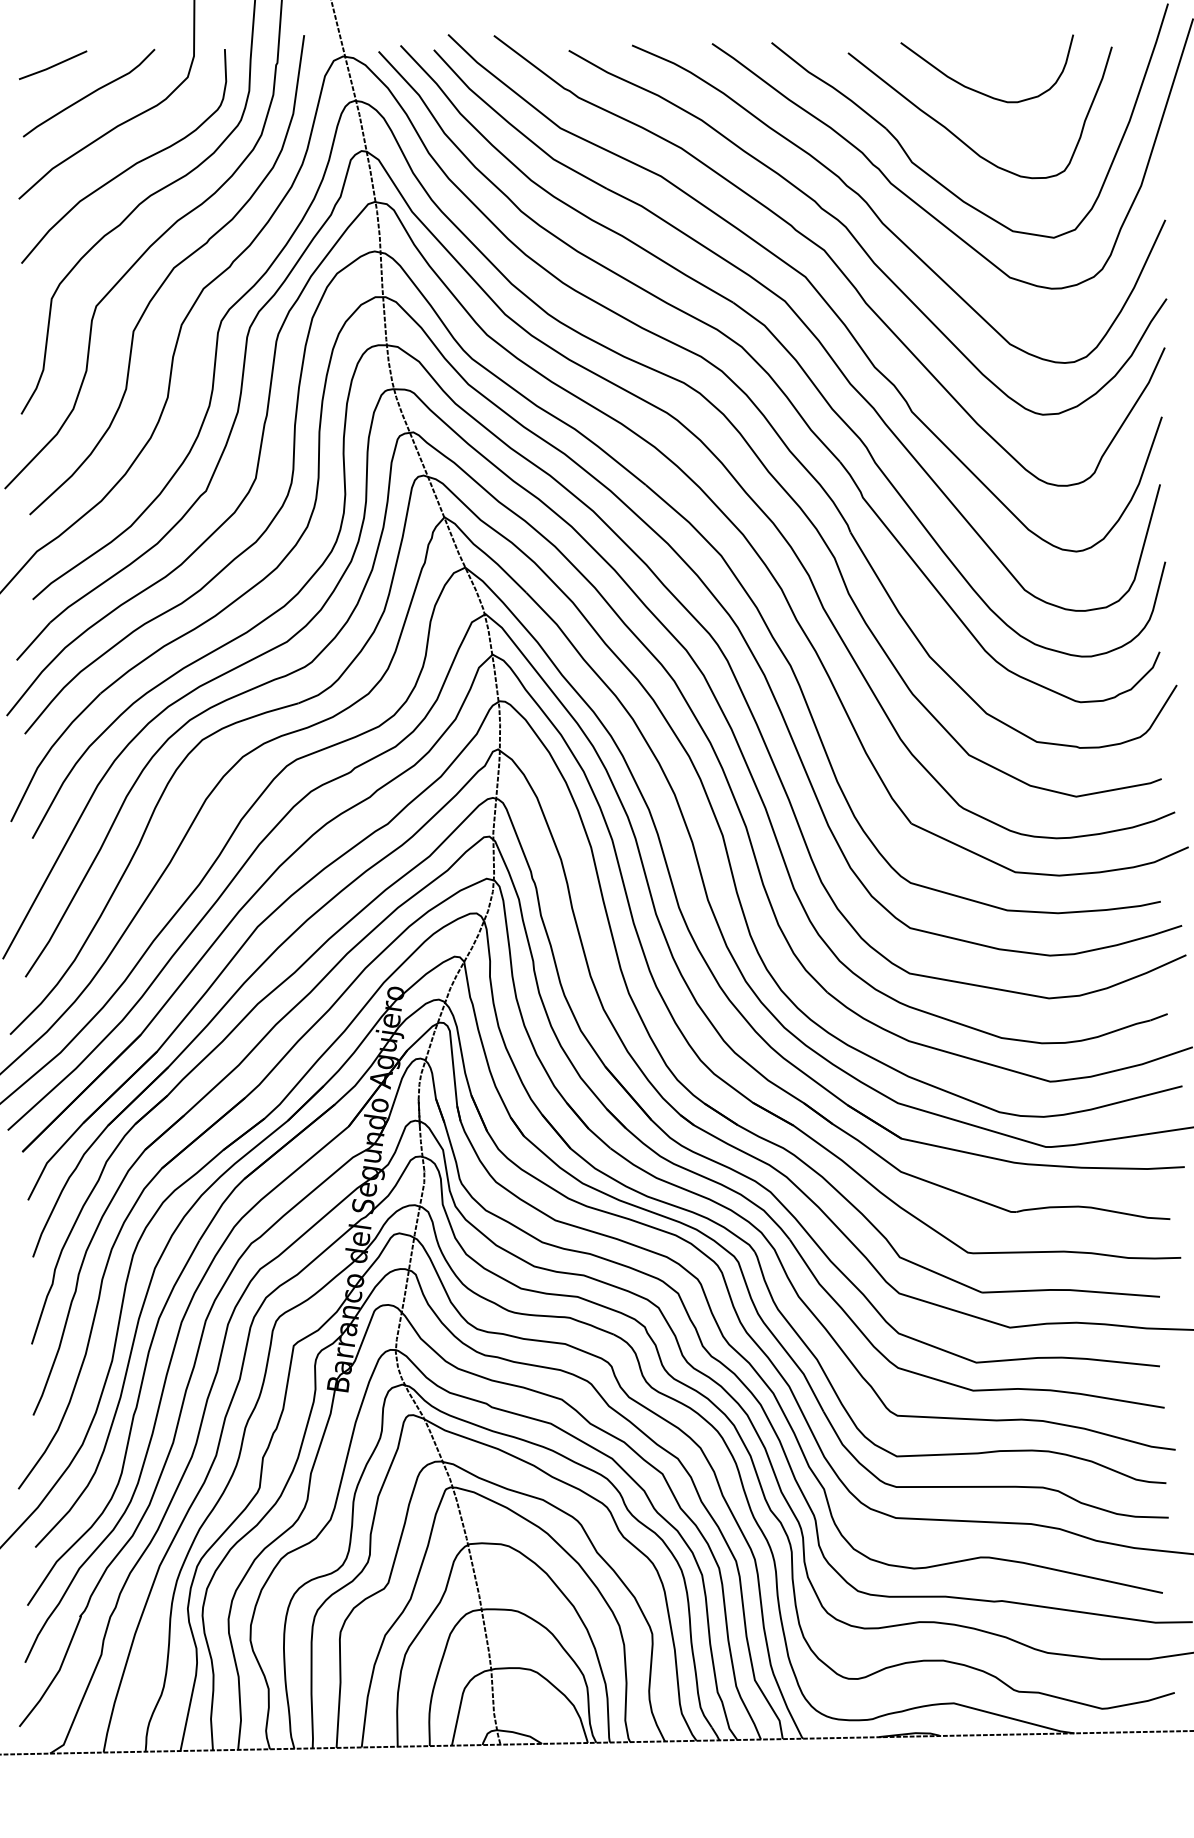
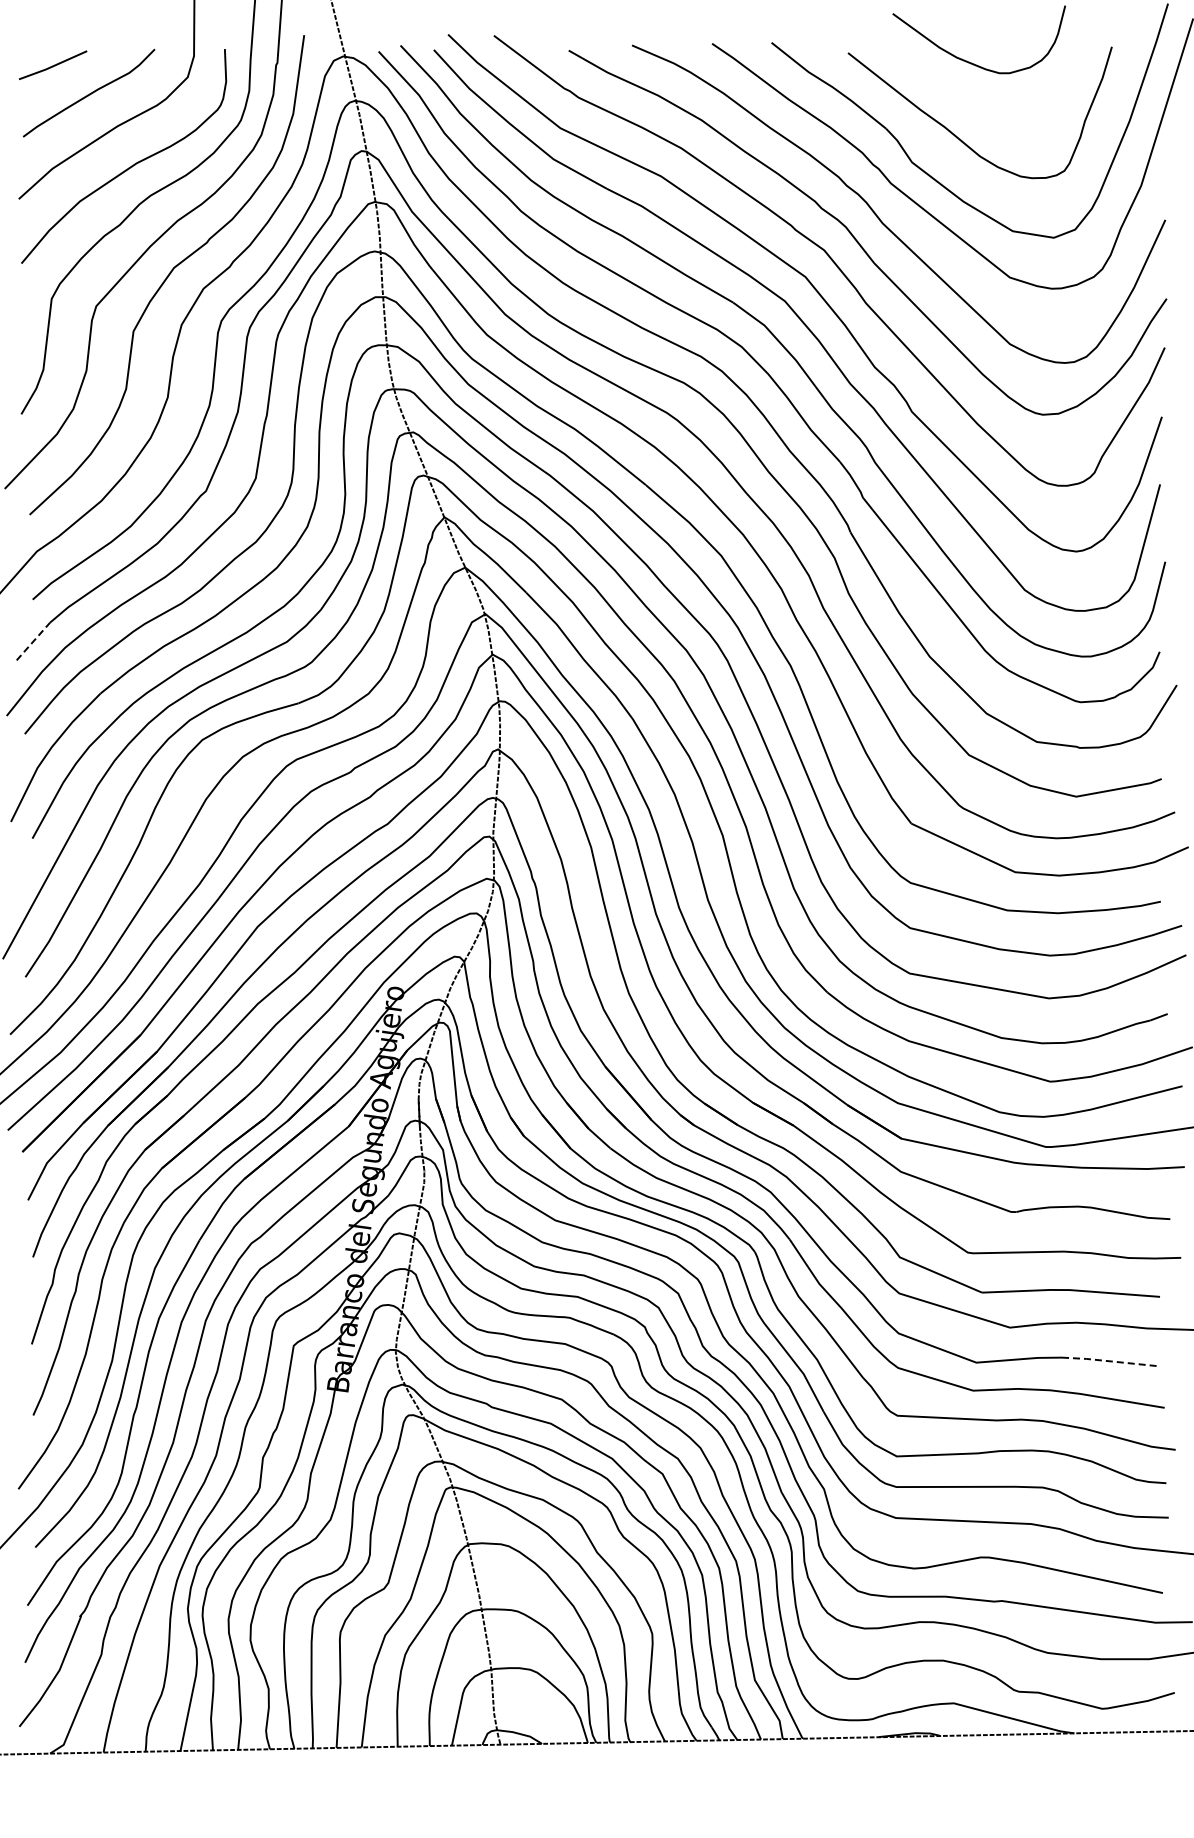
curve position: (977, 90) -> (969, 61) (969, 61)
line: solid -> dashed (33, 641)
line: solid -> dashed (1110, 1361)
